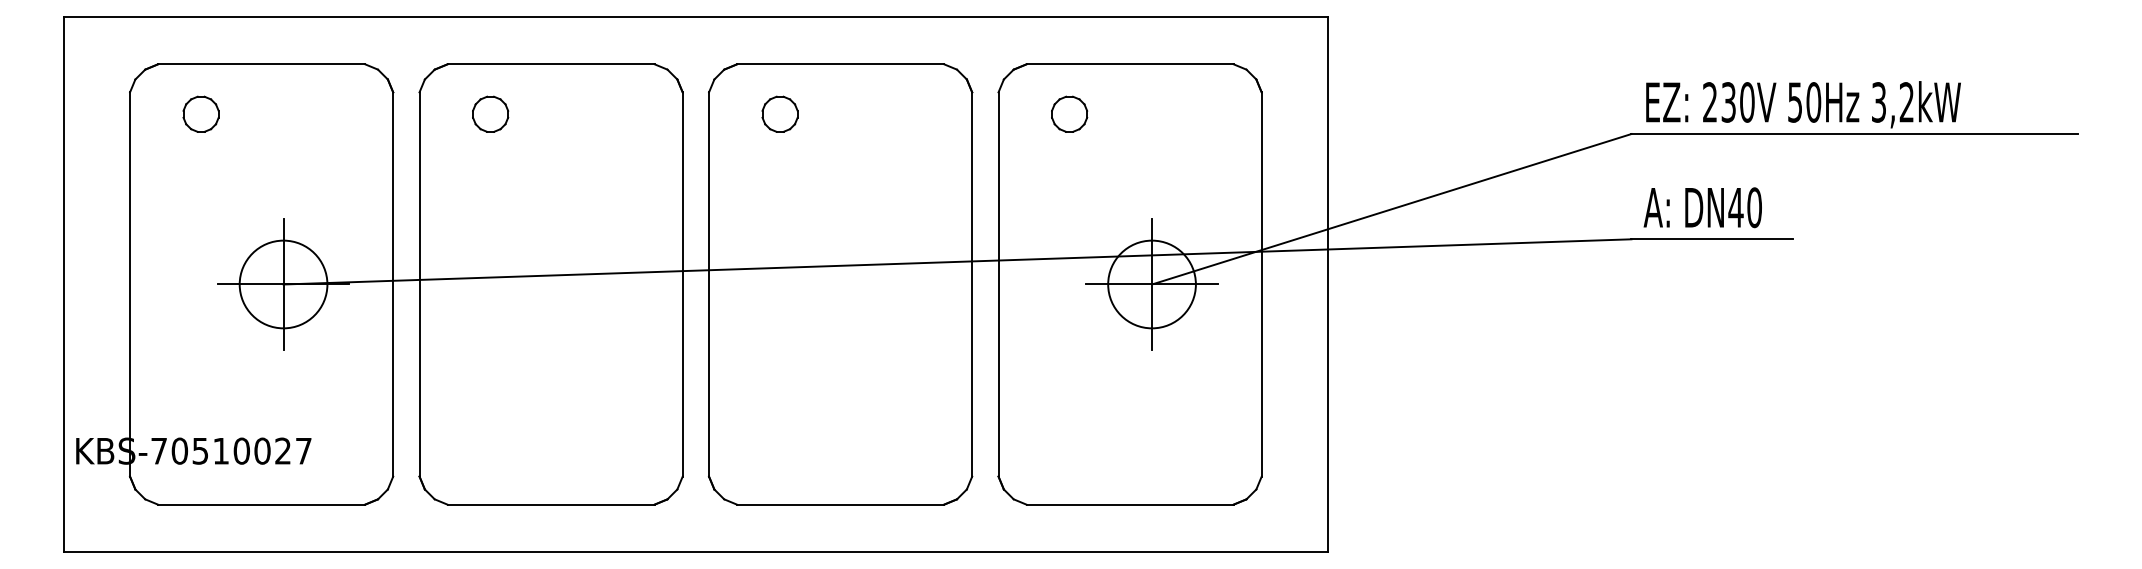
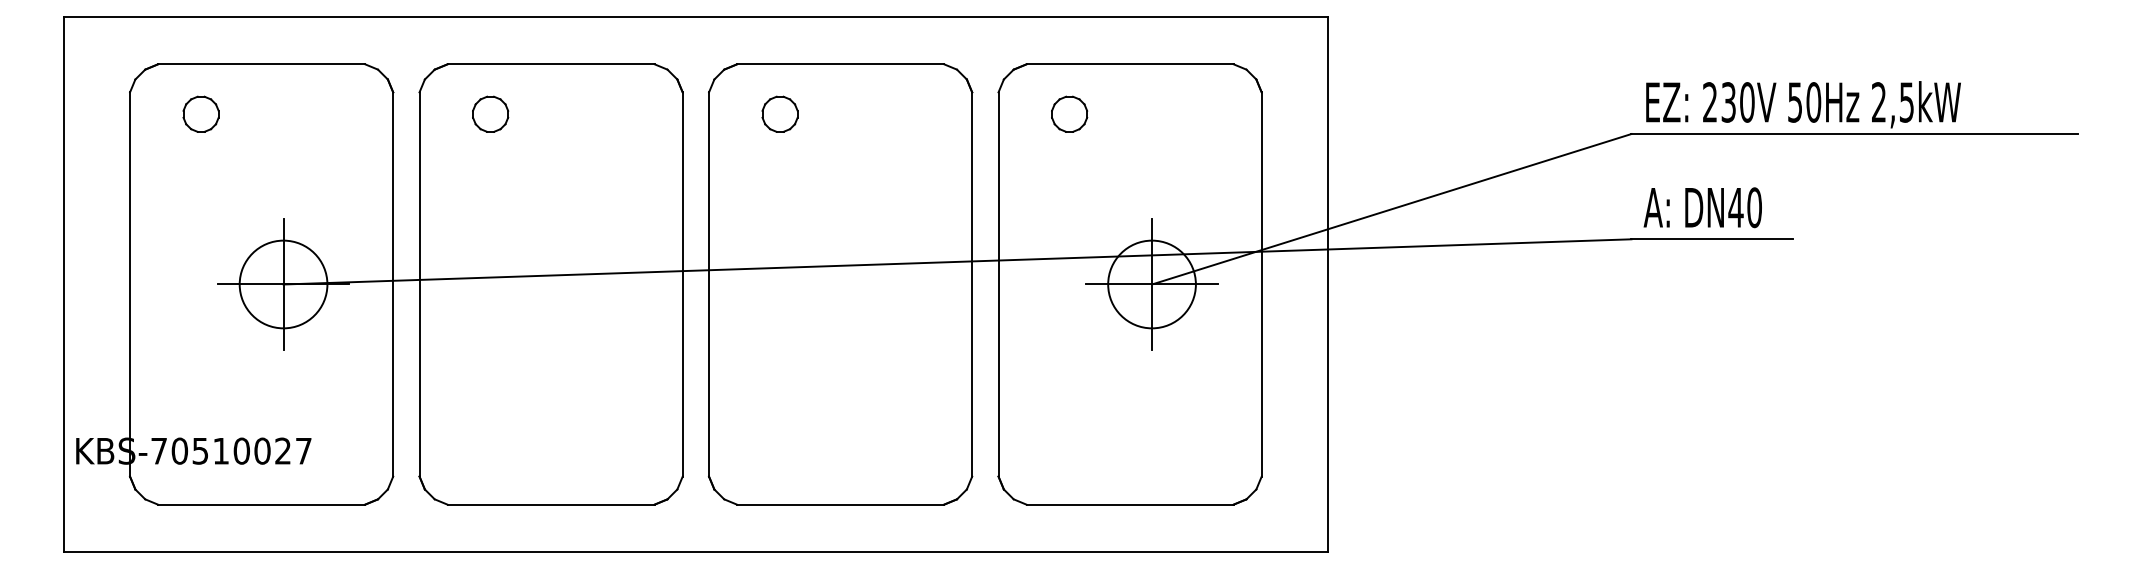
text: 3,2kW -> 2,5kW (1892, 102)
